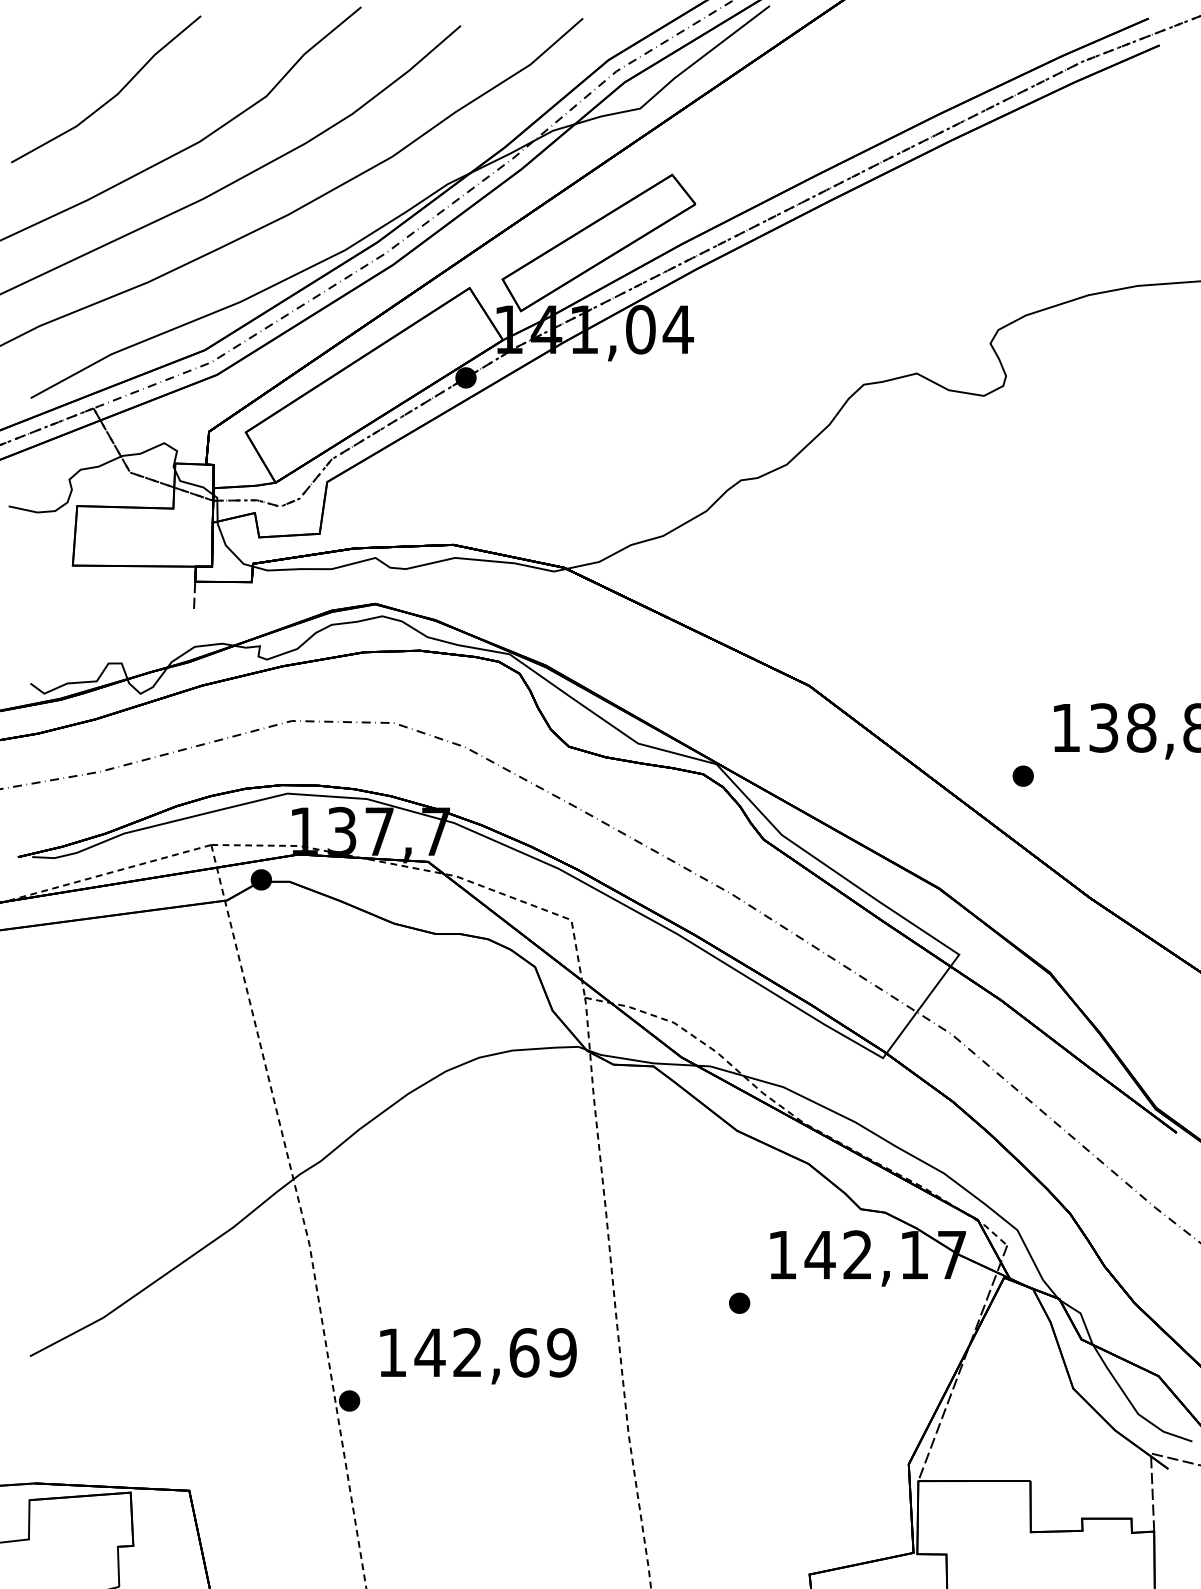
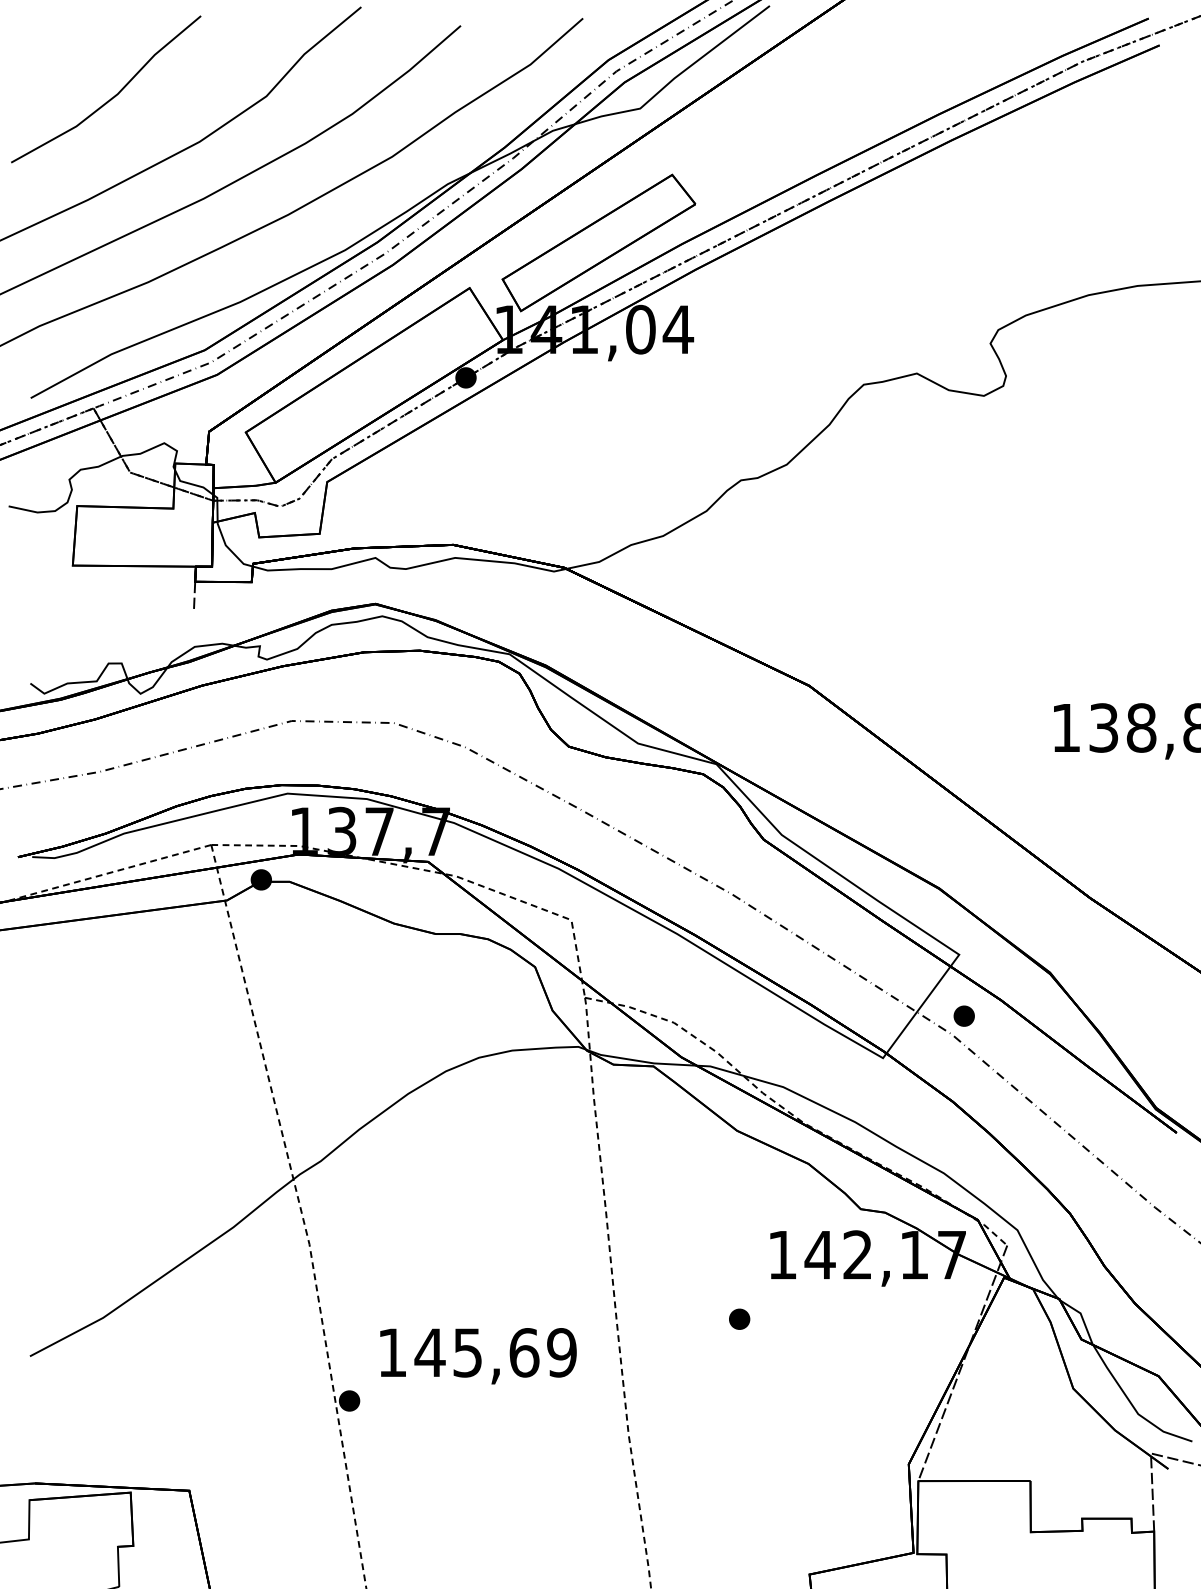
part position: (1022, 775) -> (963, 1015) (963, 1015)
part position: (739, 1302) -> (739, 1318) (739, 1318)
text: 142,69 -> 145,69 (467, 1352)
